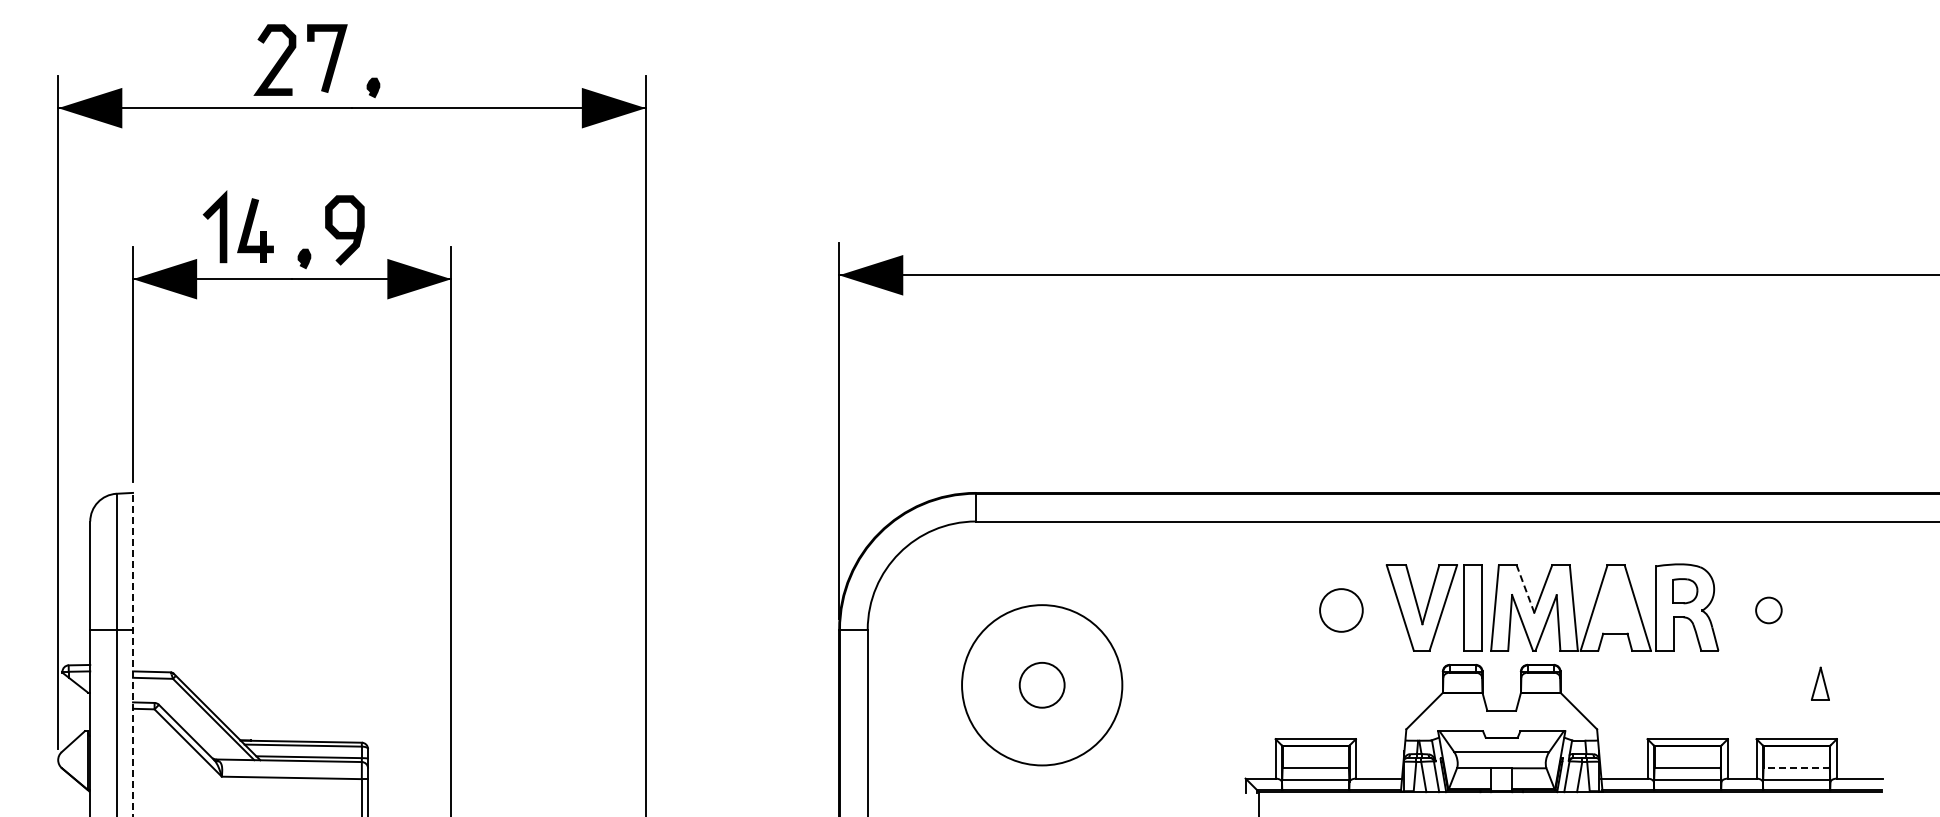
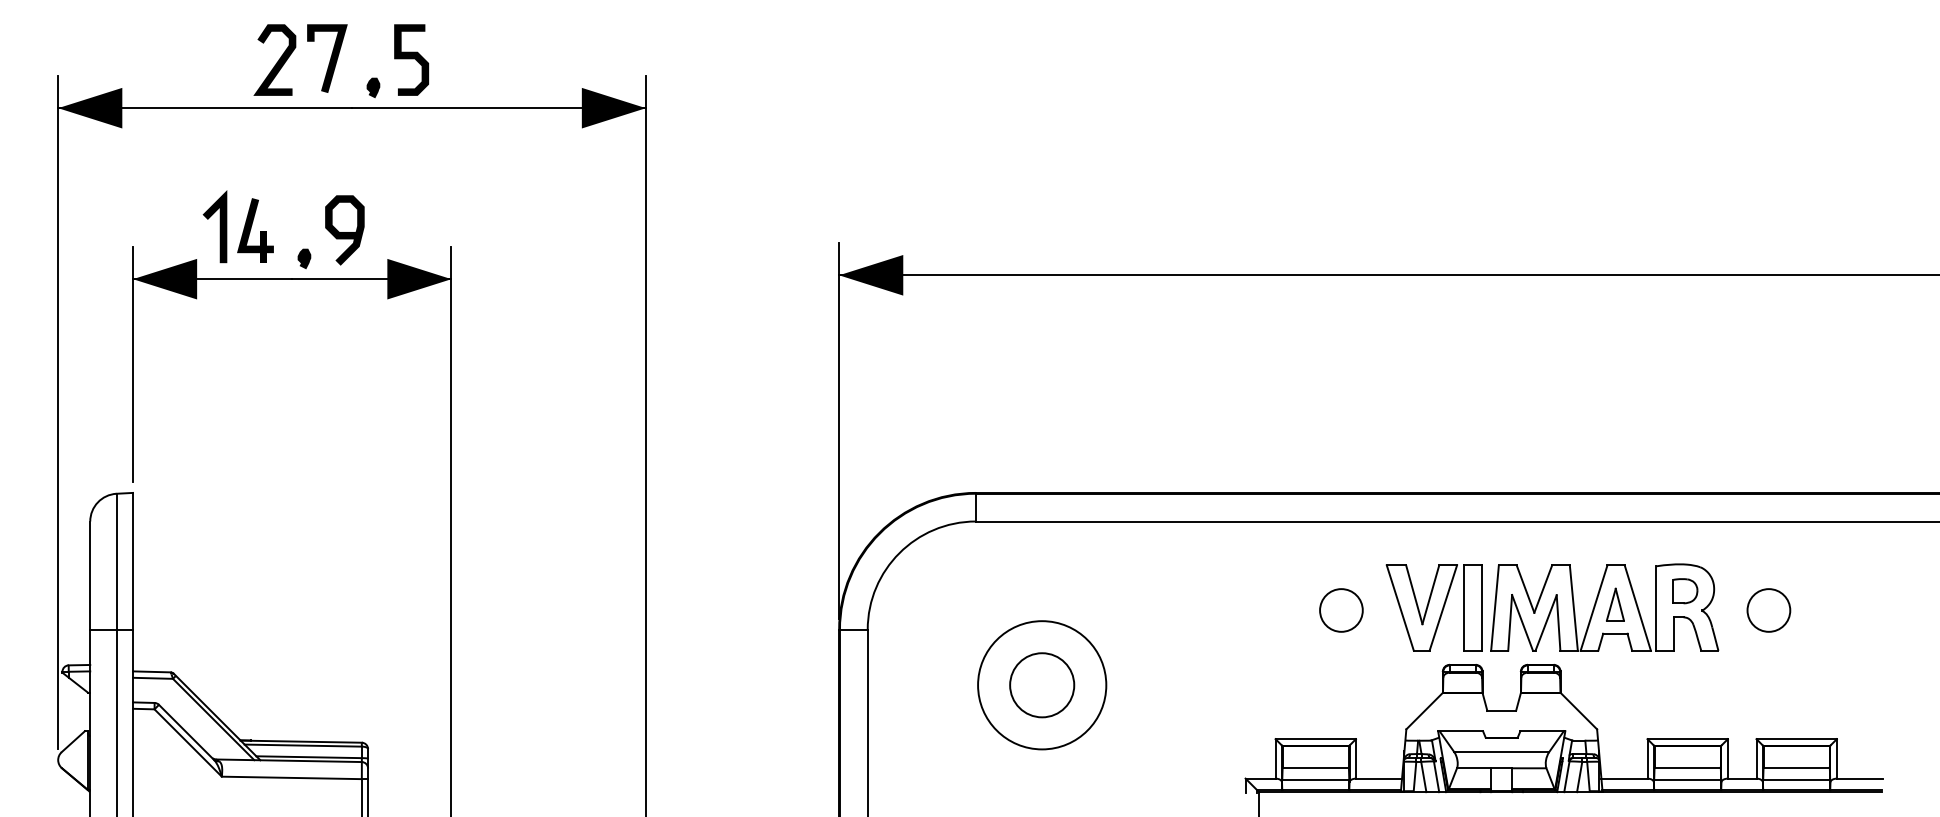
curve: none -> present (411, 59)
line: dashed -> solid (1525, 588)
circle diameter: 26 px -> 43 px (1768, 610)
line: dashed -> solid (133, 654)
part position: (1820, 683) -> (1615, 604) (1615, 604)
circle diameter: 45 px -> 64 px (1042, 685)
circle diameter: 160 px -> 128 px (1042, 685)
line: dashed -> solid (1796, 767)
